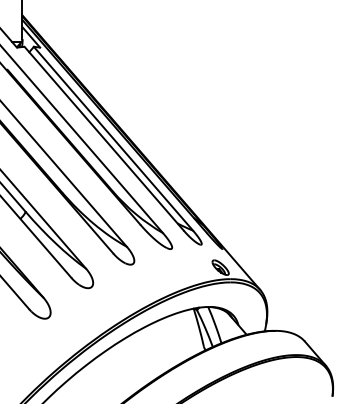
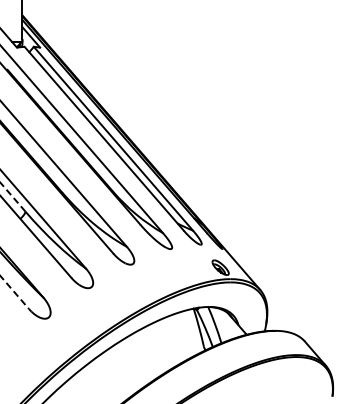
line: solid -> dashed (12, 196)
line: solid -> dashed (14, 292)
